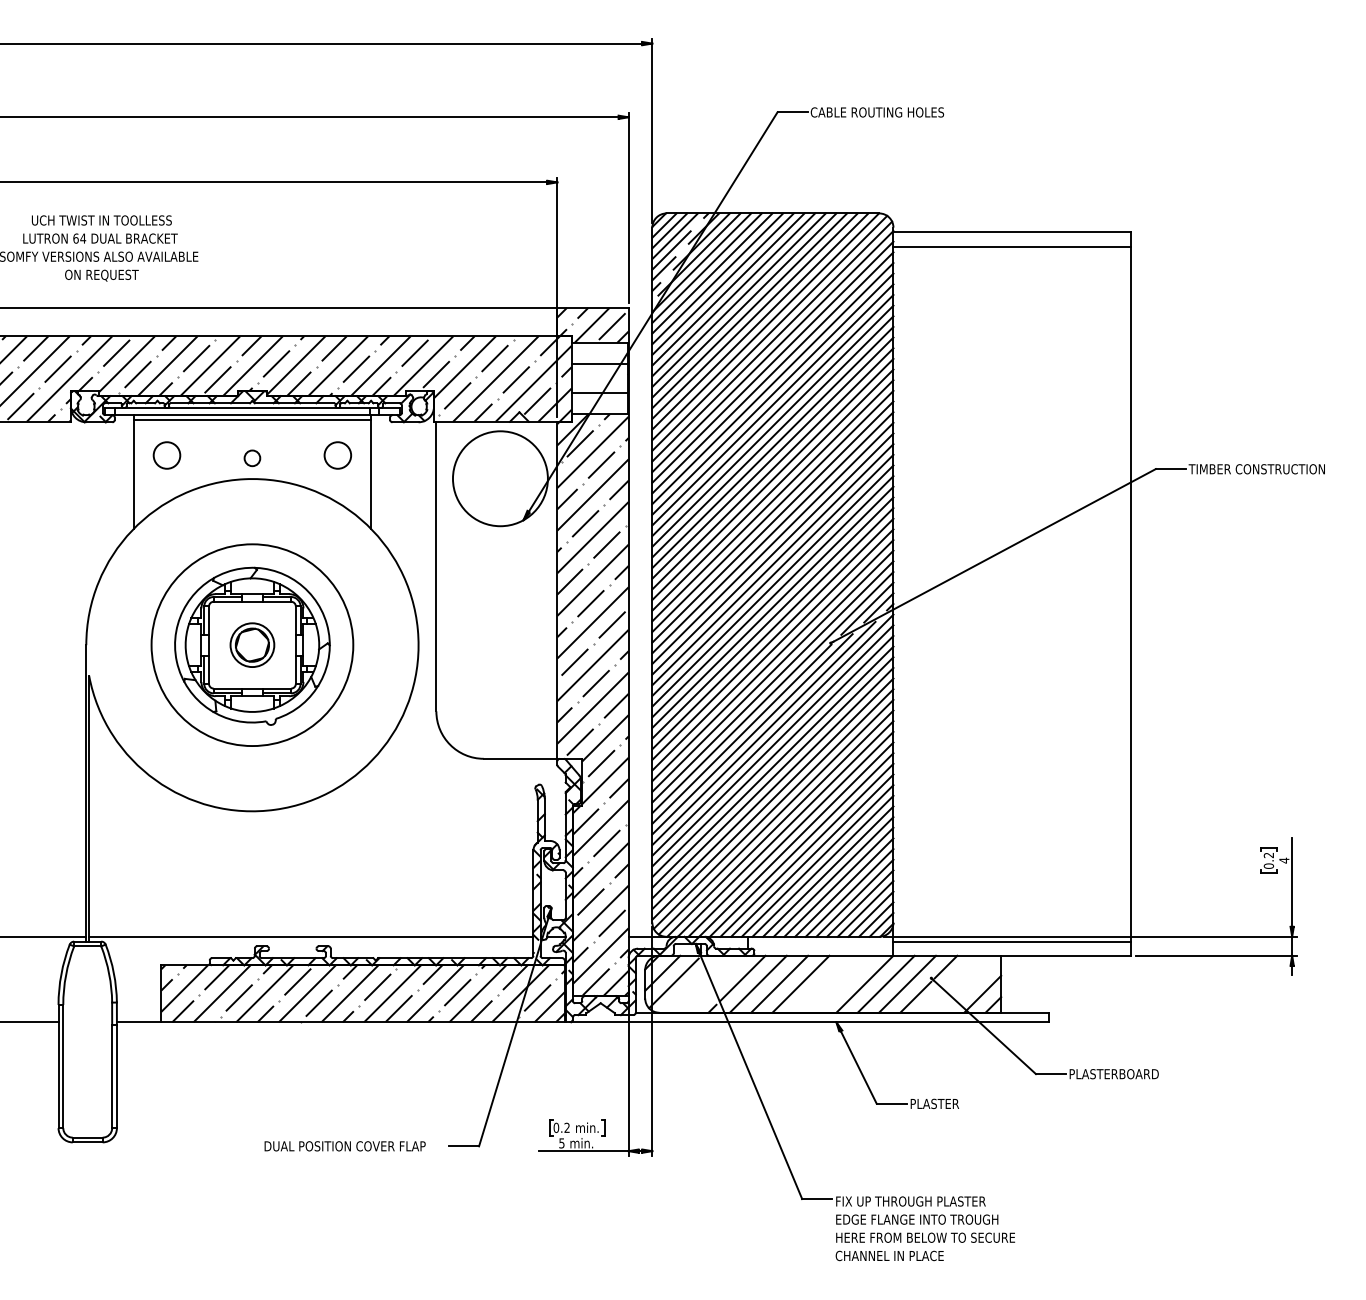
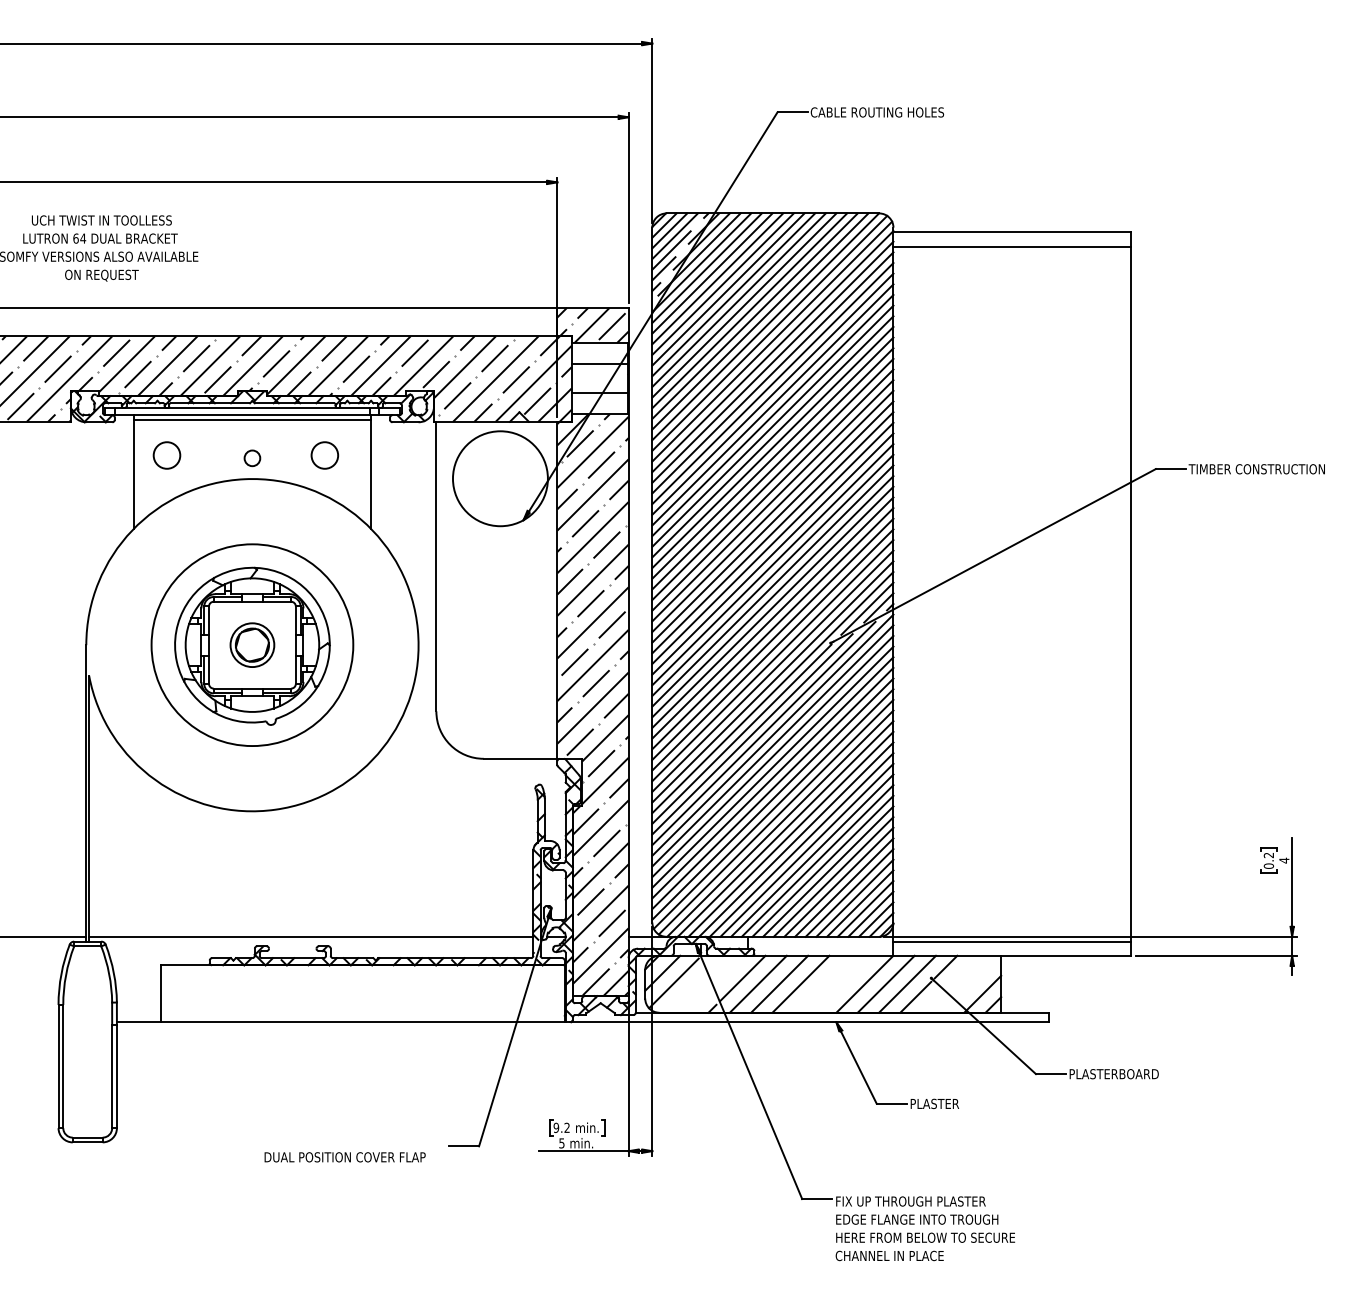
circle position: (337, 455) -> (324, 455) (324, 455)
hatch: present -> none (362, 993)
line: present -> none (30, 1022)
text: 0.2 -> 9.2 (555, 1127)
text position: (344, 1146) -> (344, 1157) (344, 1157)
